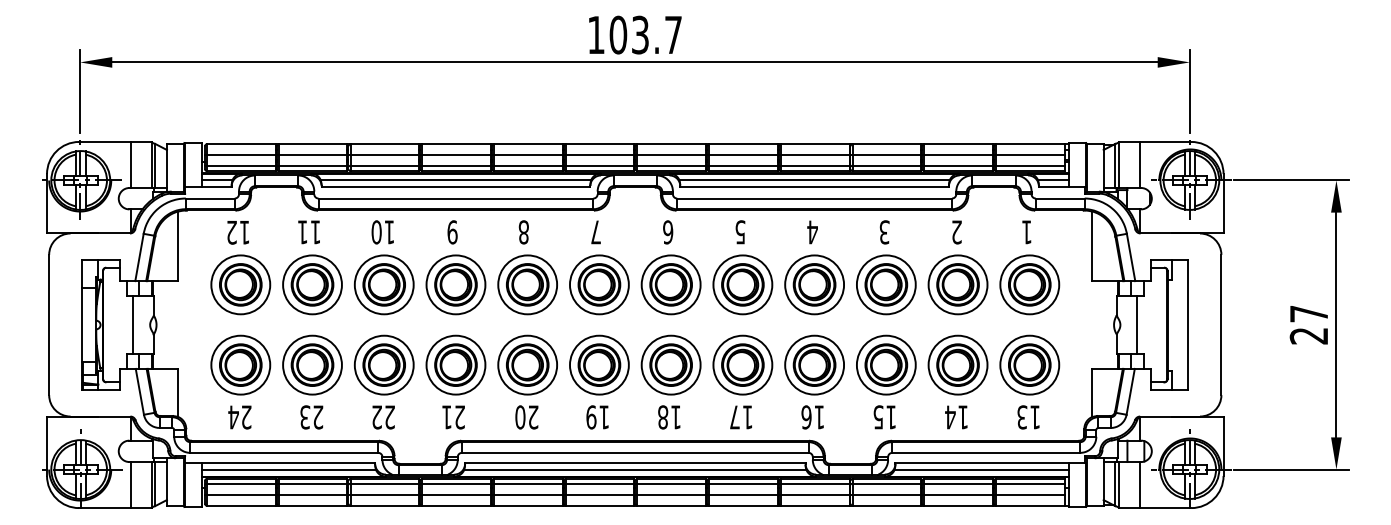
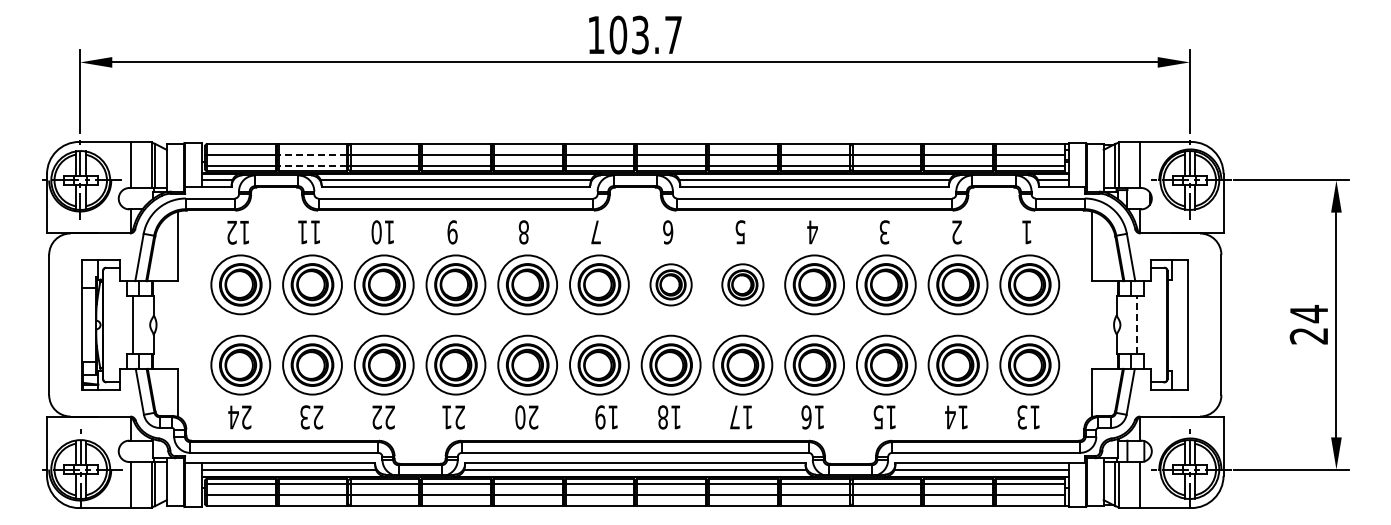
line: solid -> dashed (311, 155)
line: solid -> dashed (312, 166)
part size: 62x62 px -> 44x44 px (670, 284)
part size: 62x62 px -> 44x44 px (742, 284)
text: 27 -> 24 (1308, 313)
line: solid -> dashed (1137, 324)
text position: (597, 417) -> (606, 417) (606, 417)
